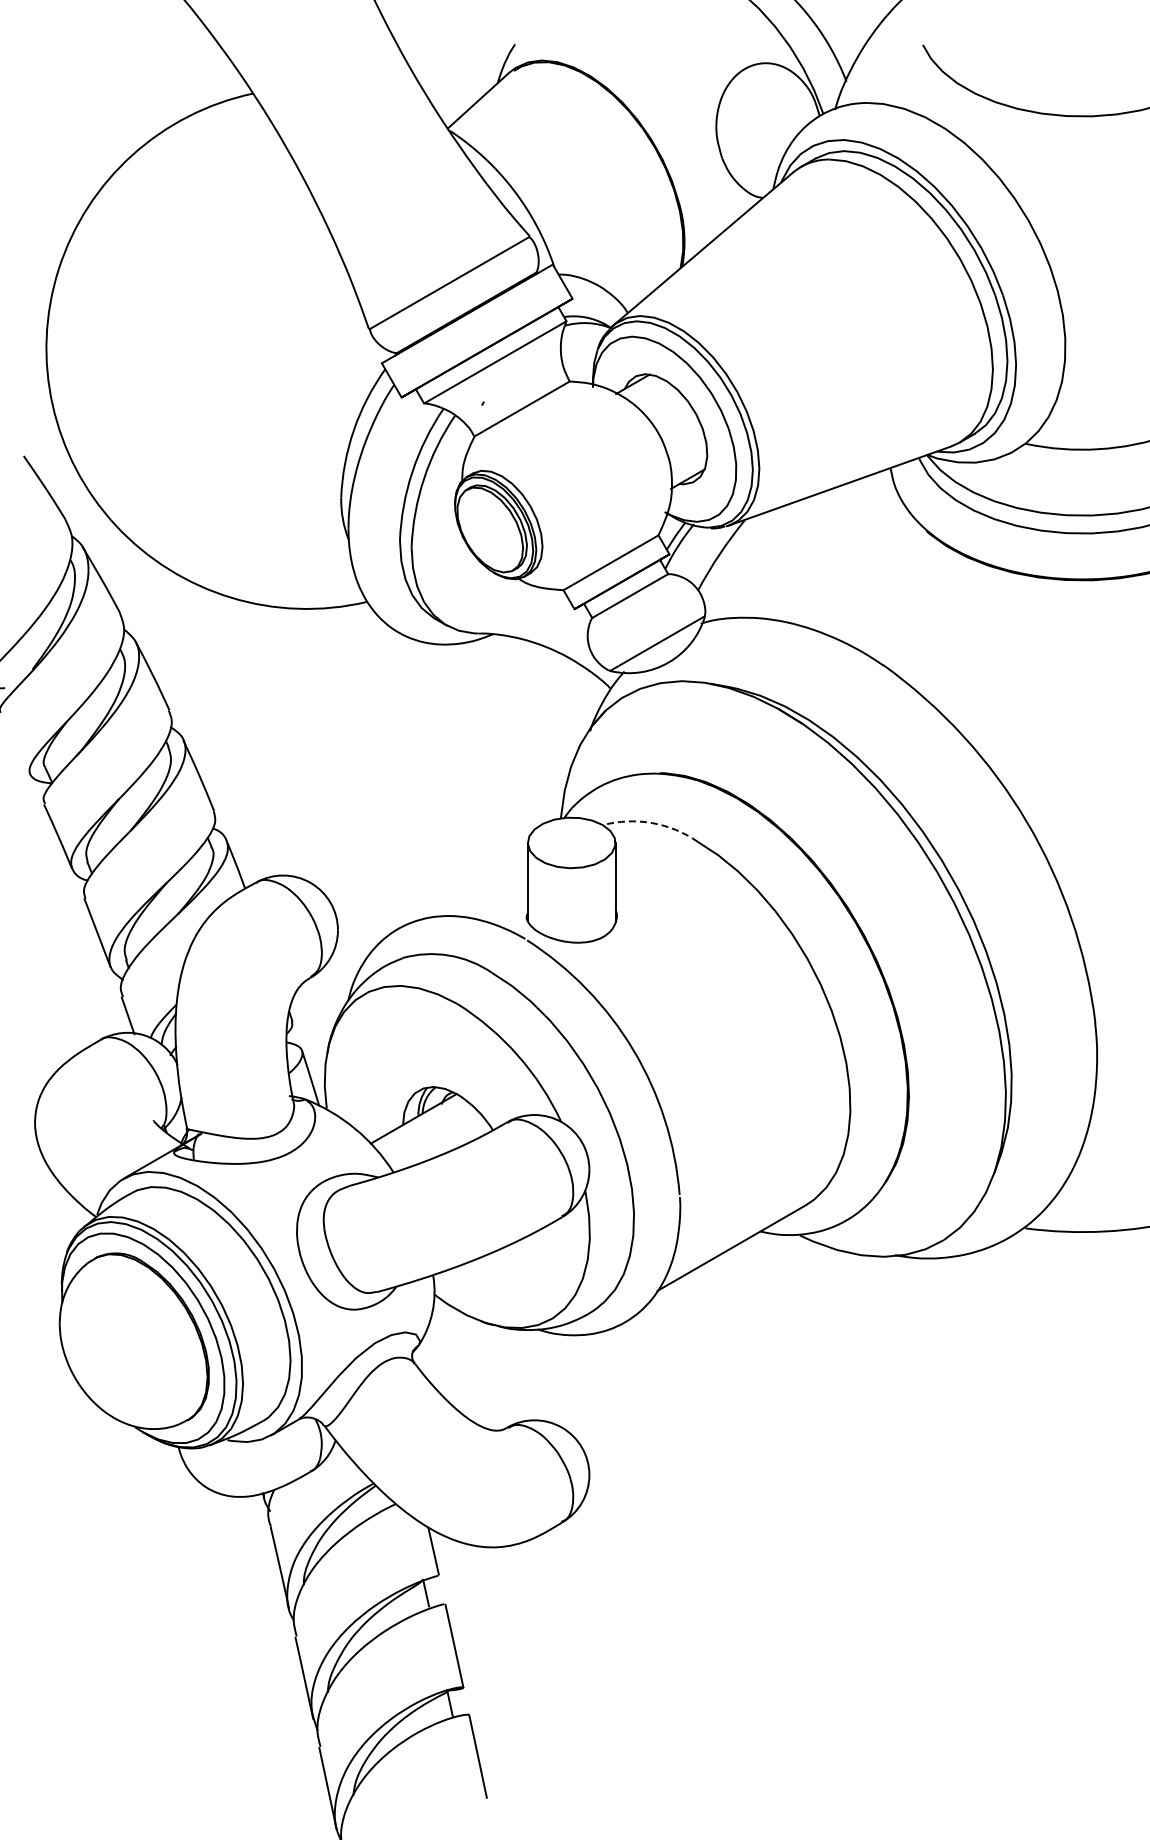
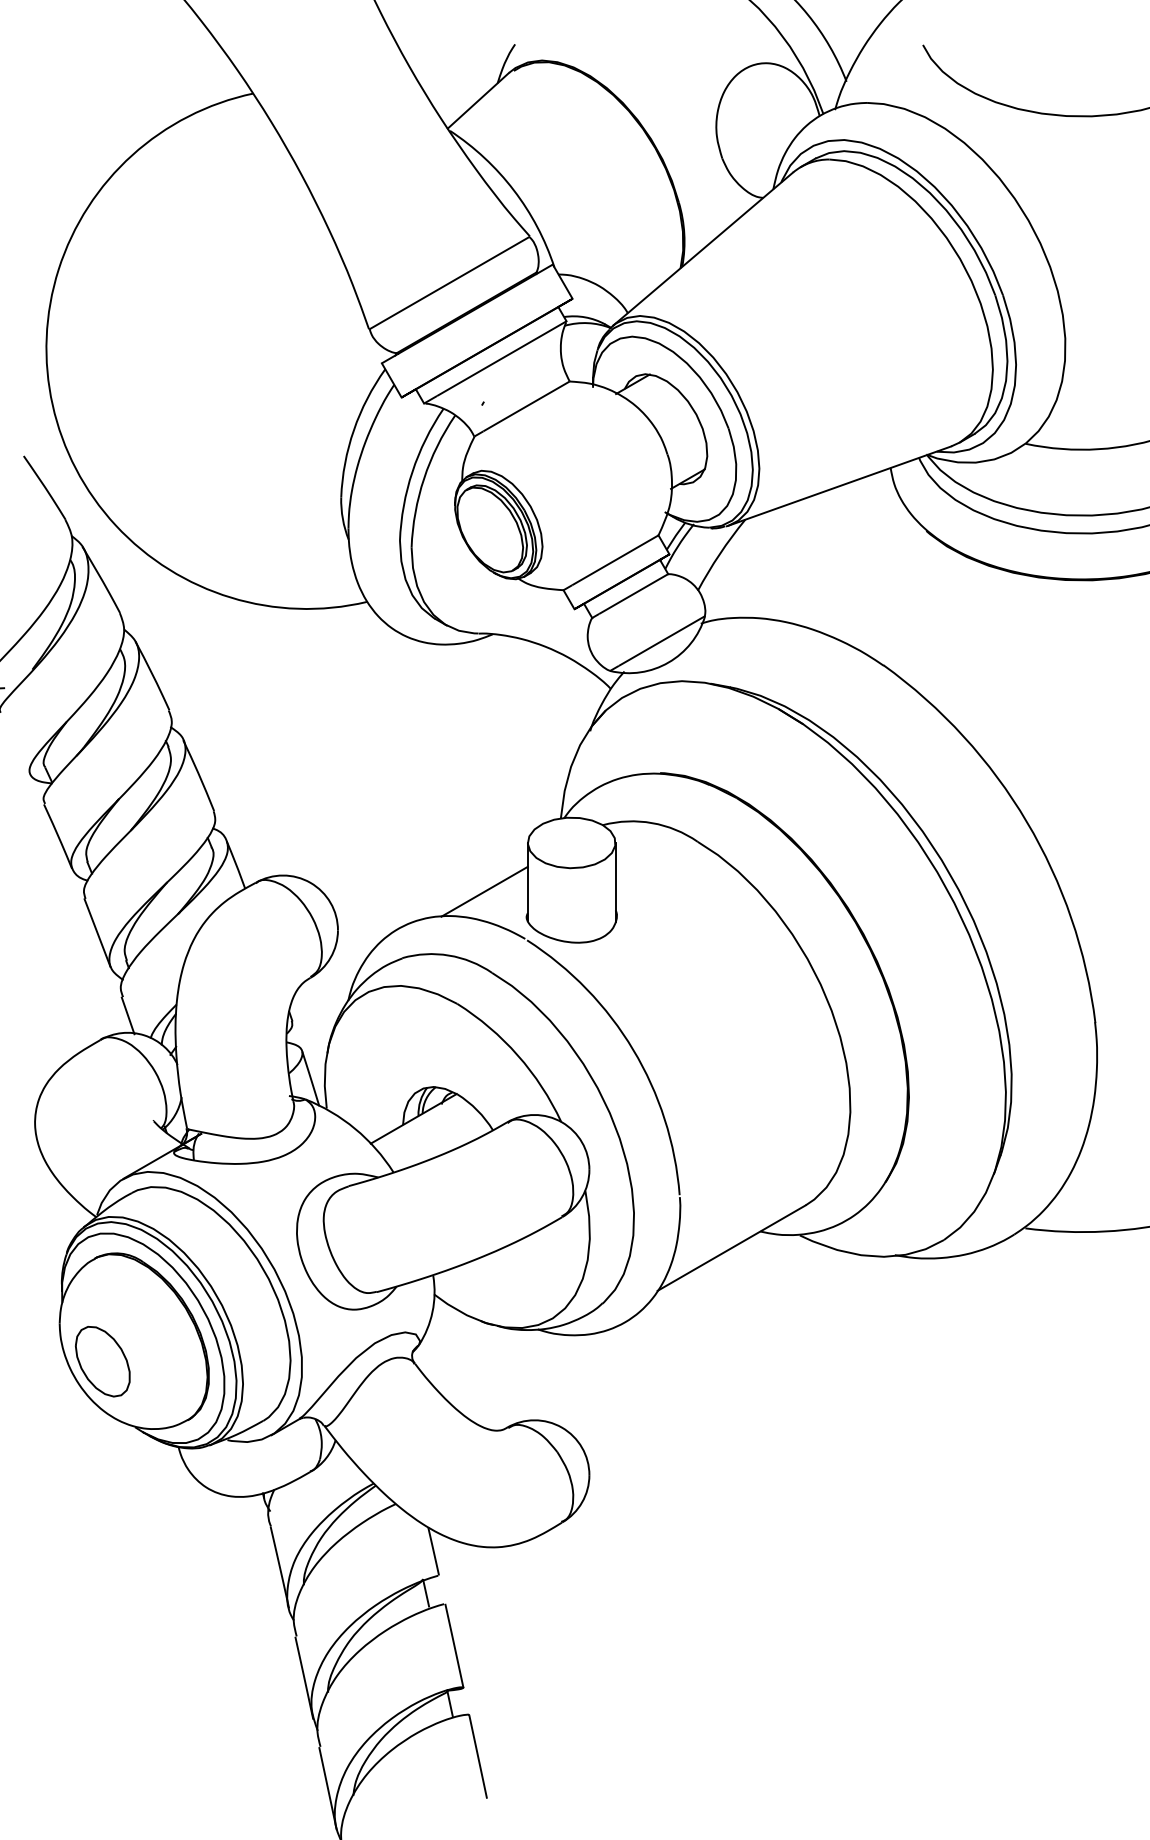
arc: dashed -> solid (652, 823)
line: none -> present (484, 891)
part: none -> present (102, 1361)
